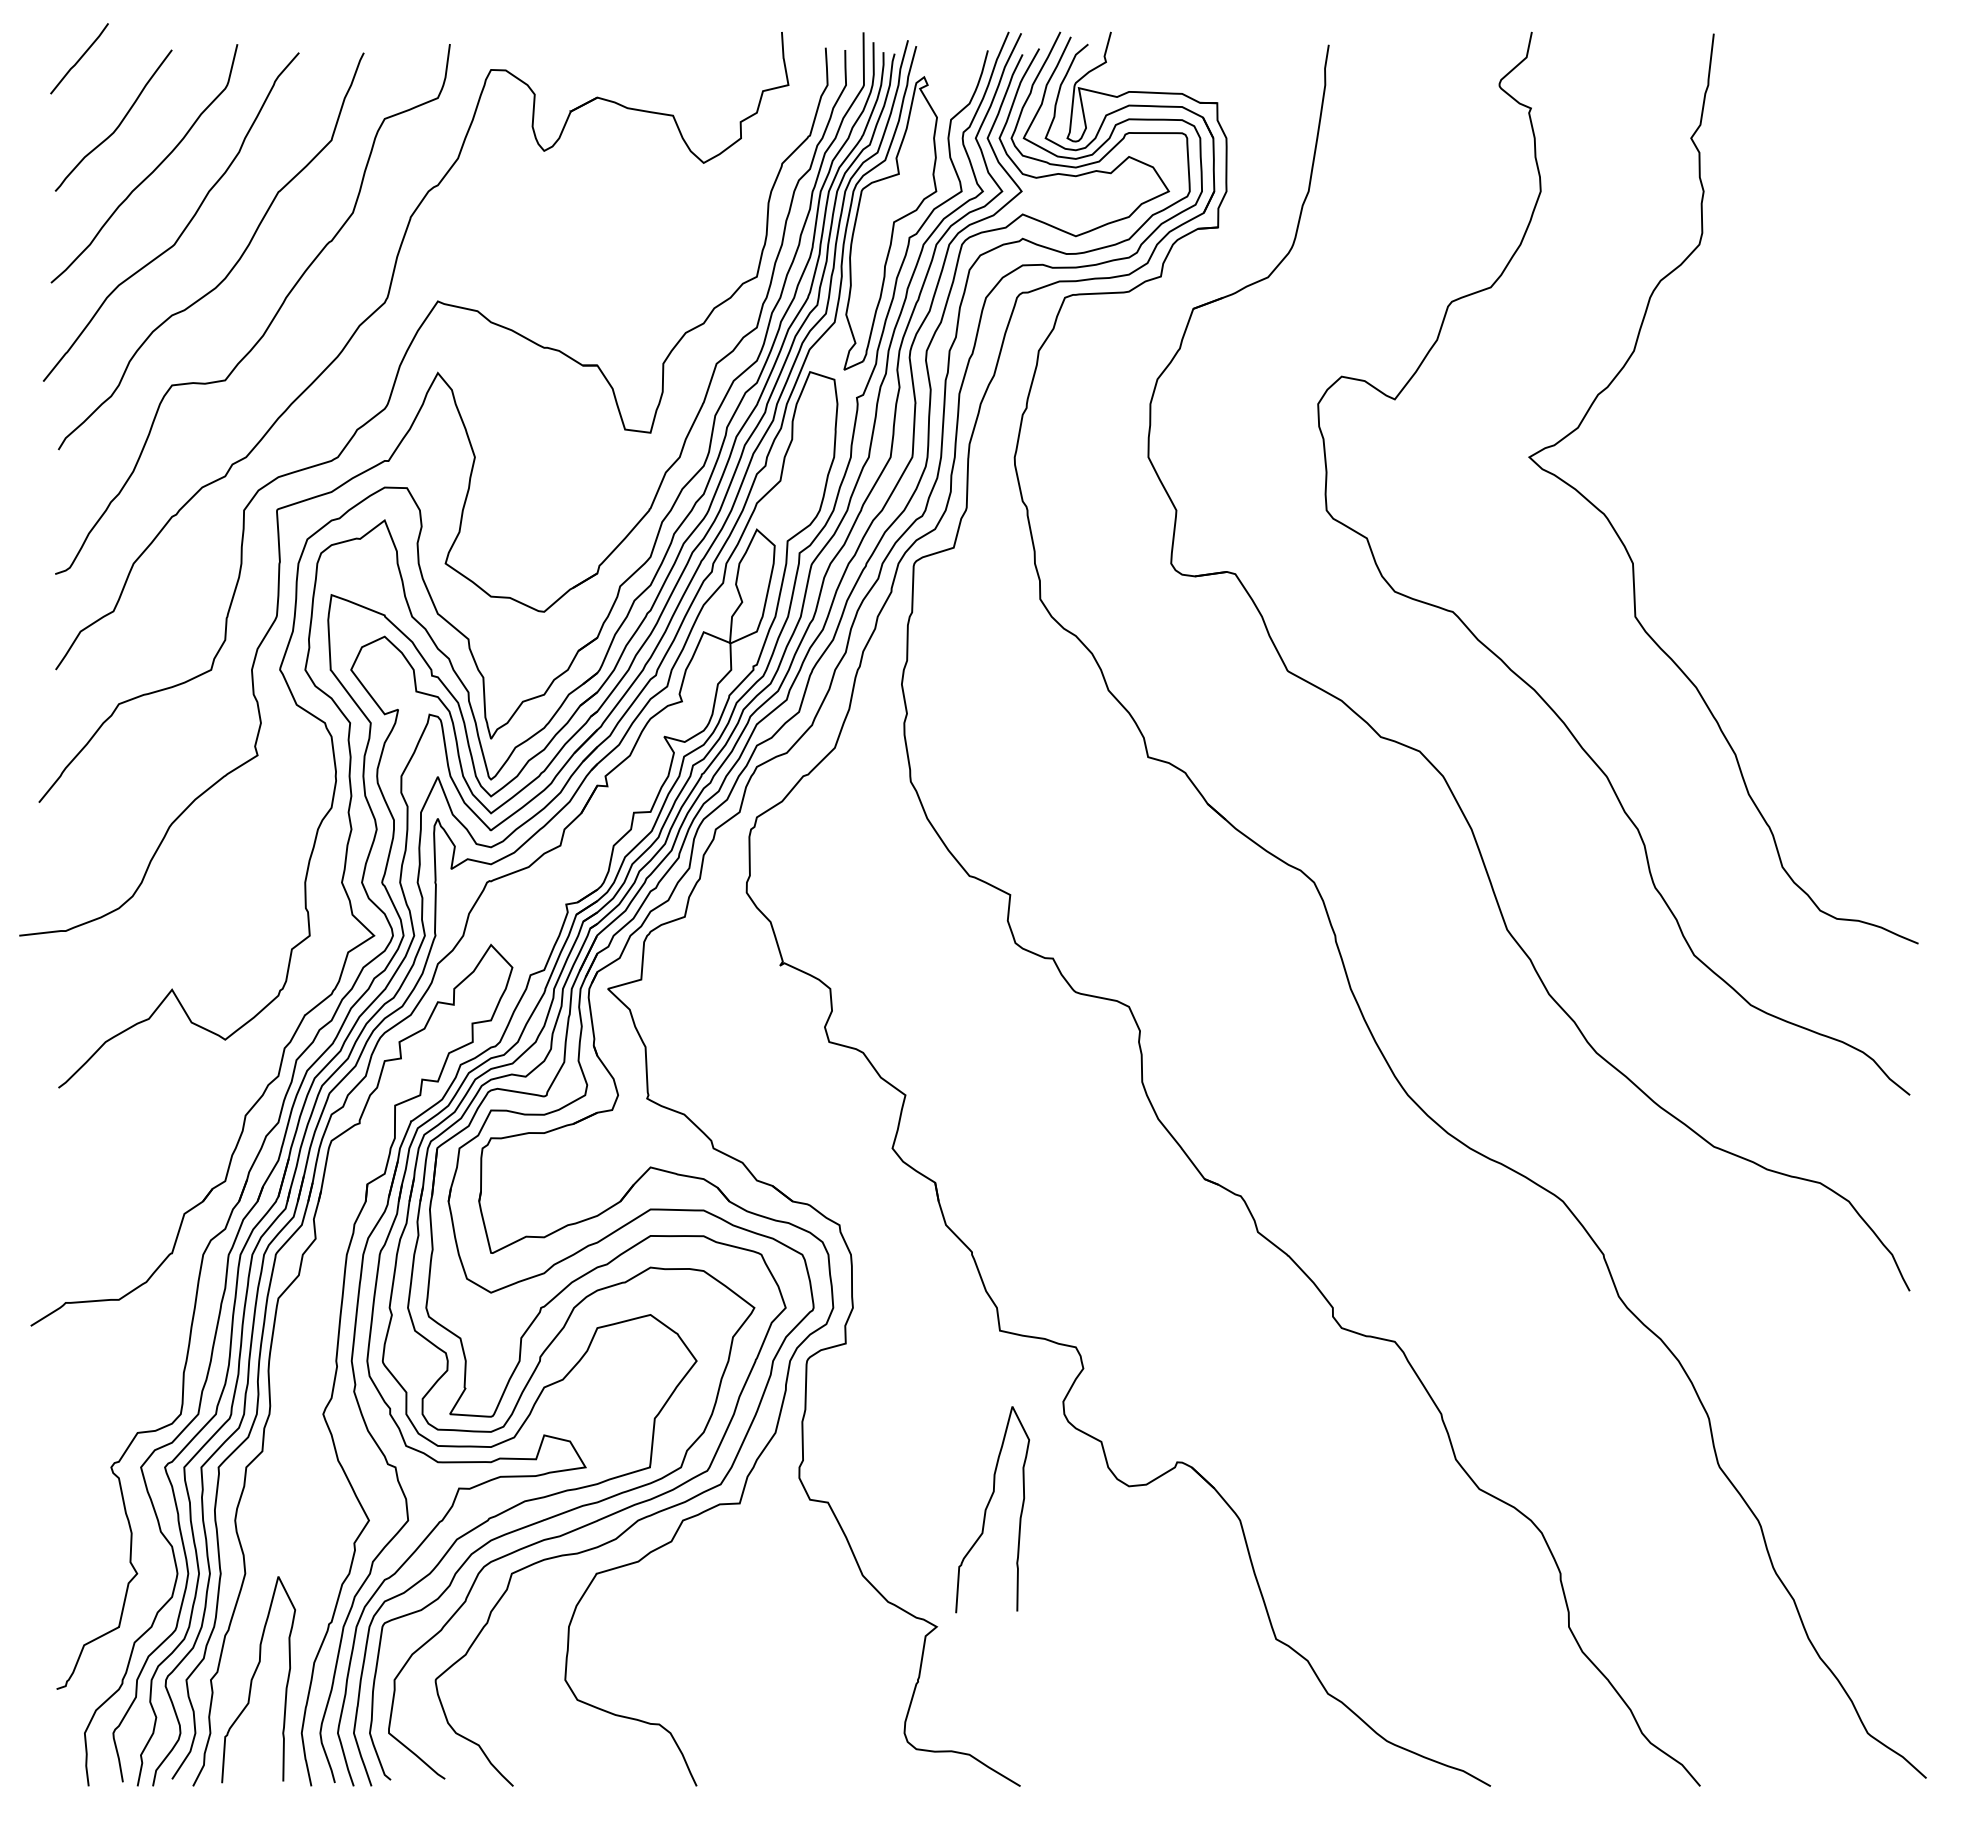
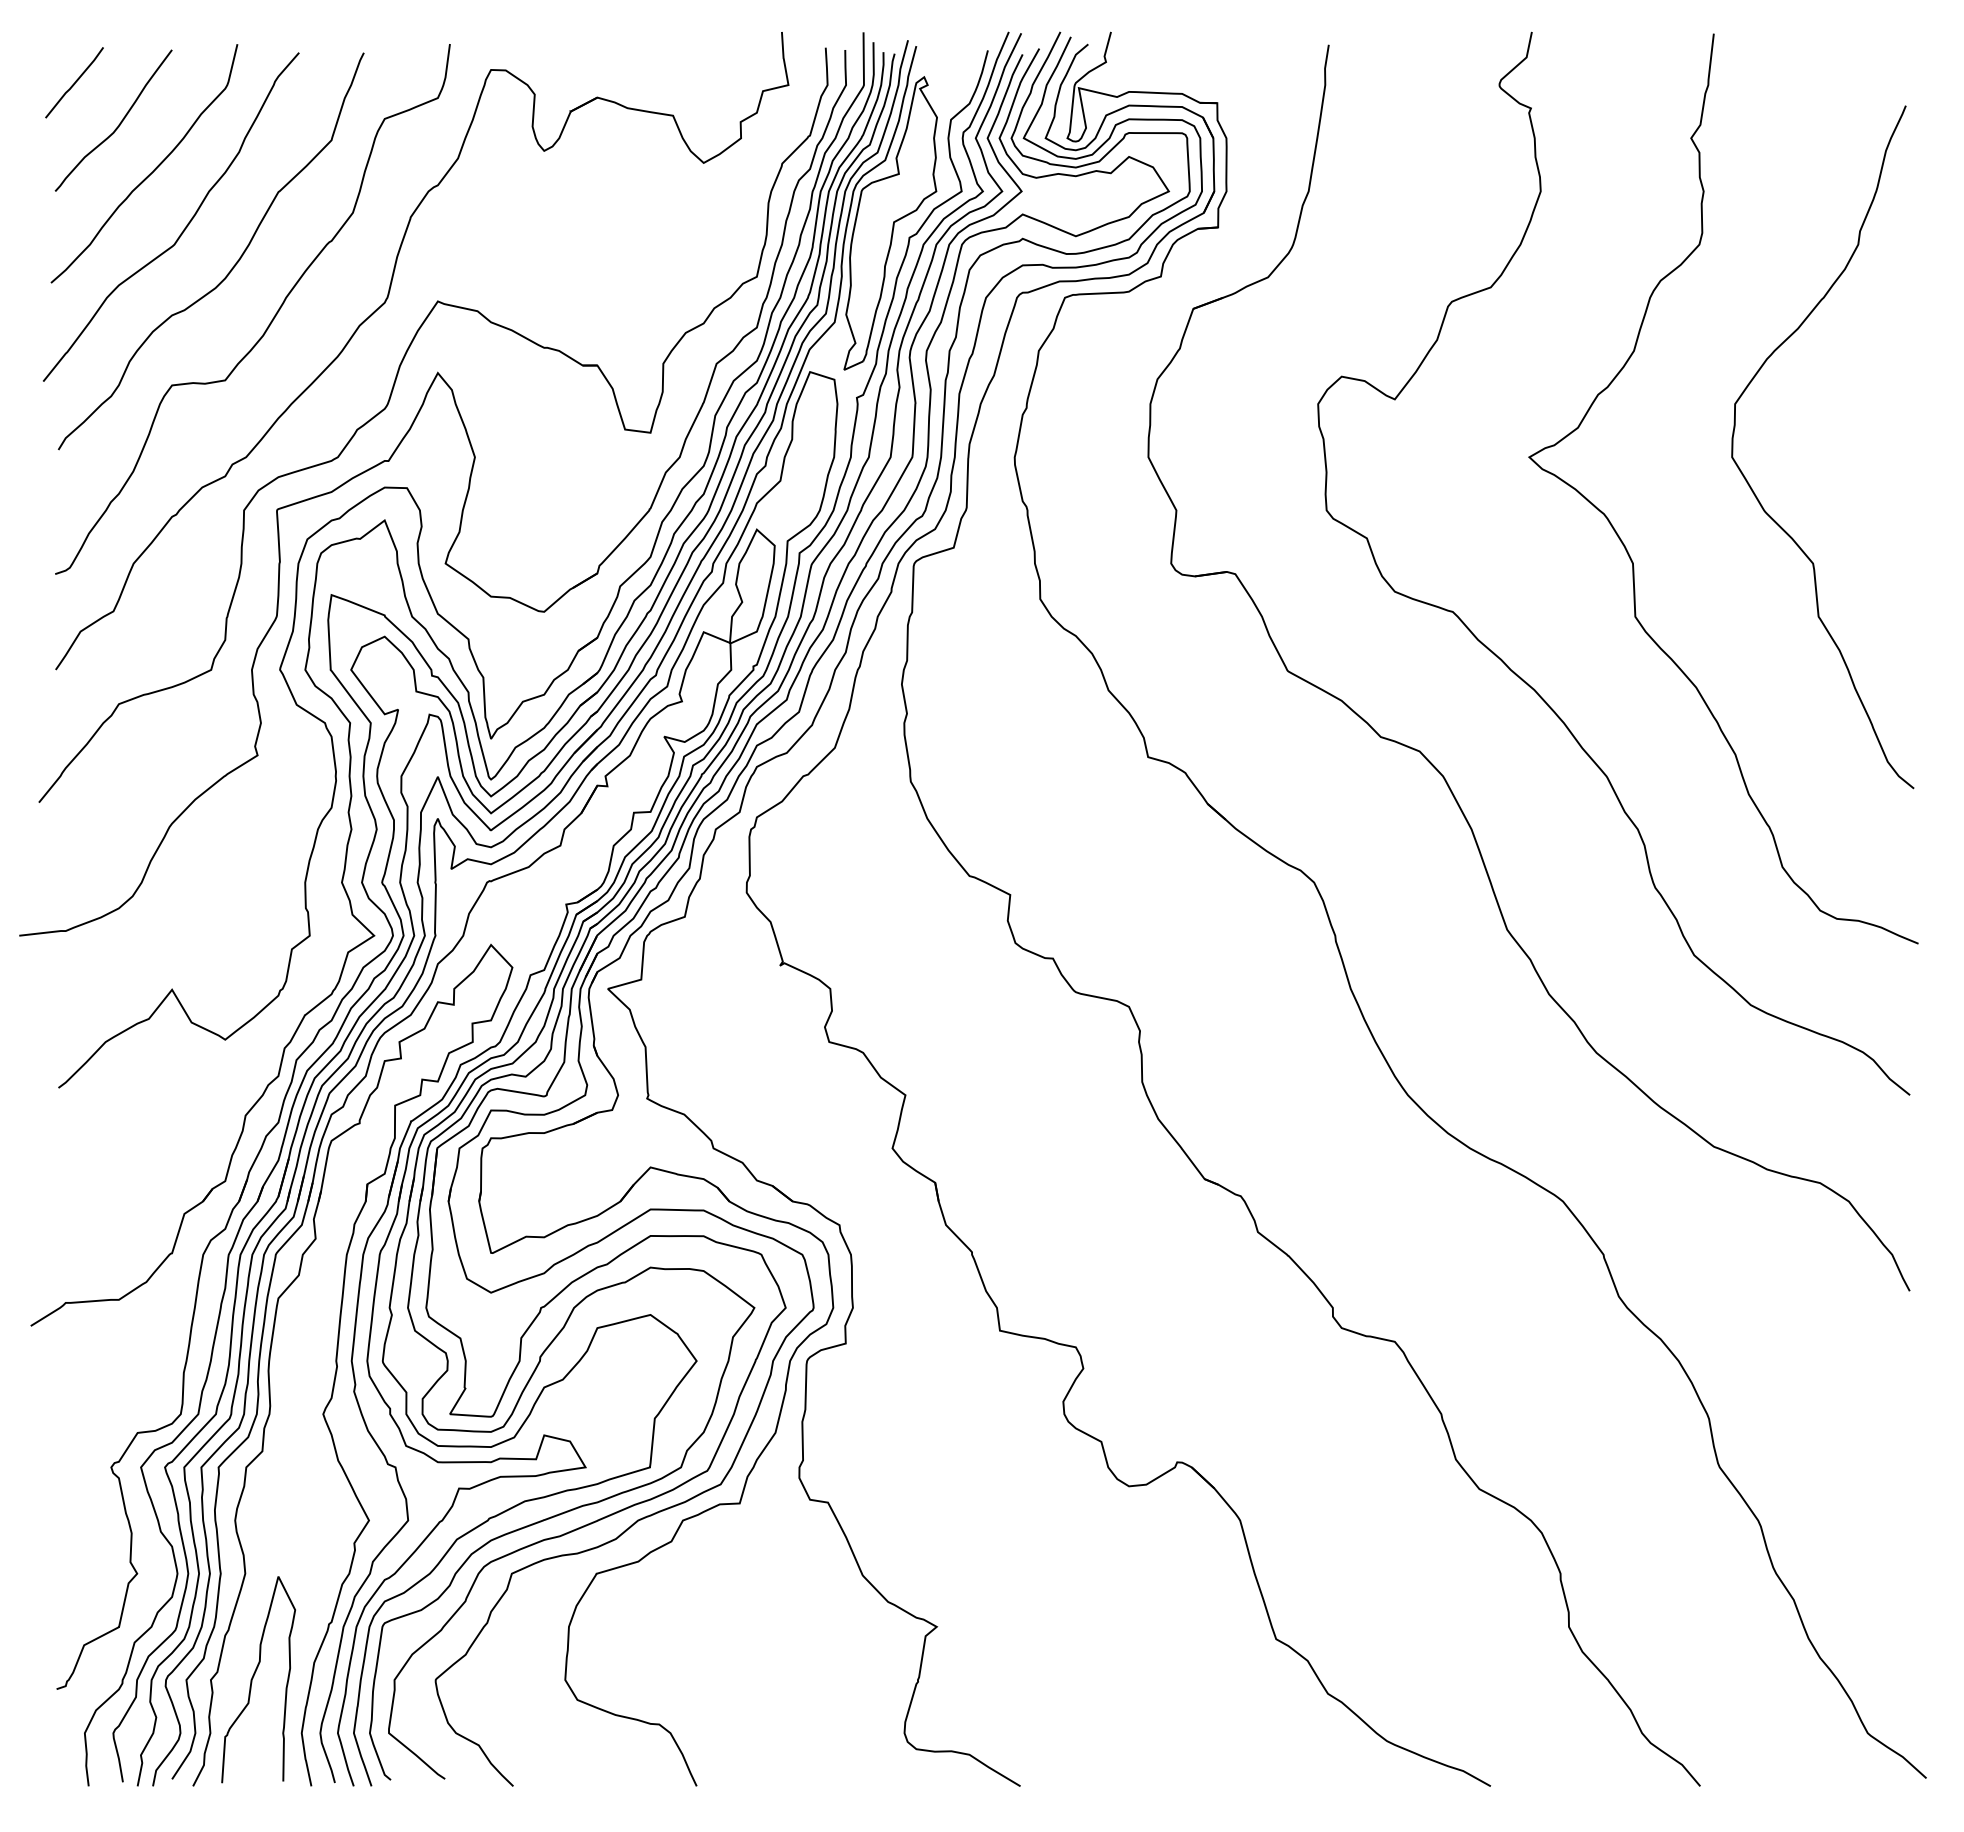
curve position: (79, 58) -> (74, 82) (74, 82)
curve: none -> present (1752, 488)
curve: present -> none (988, 1506)
